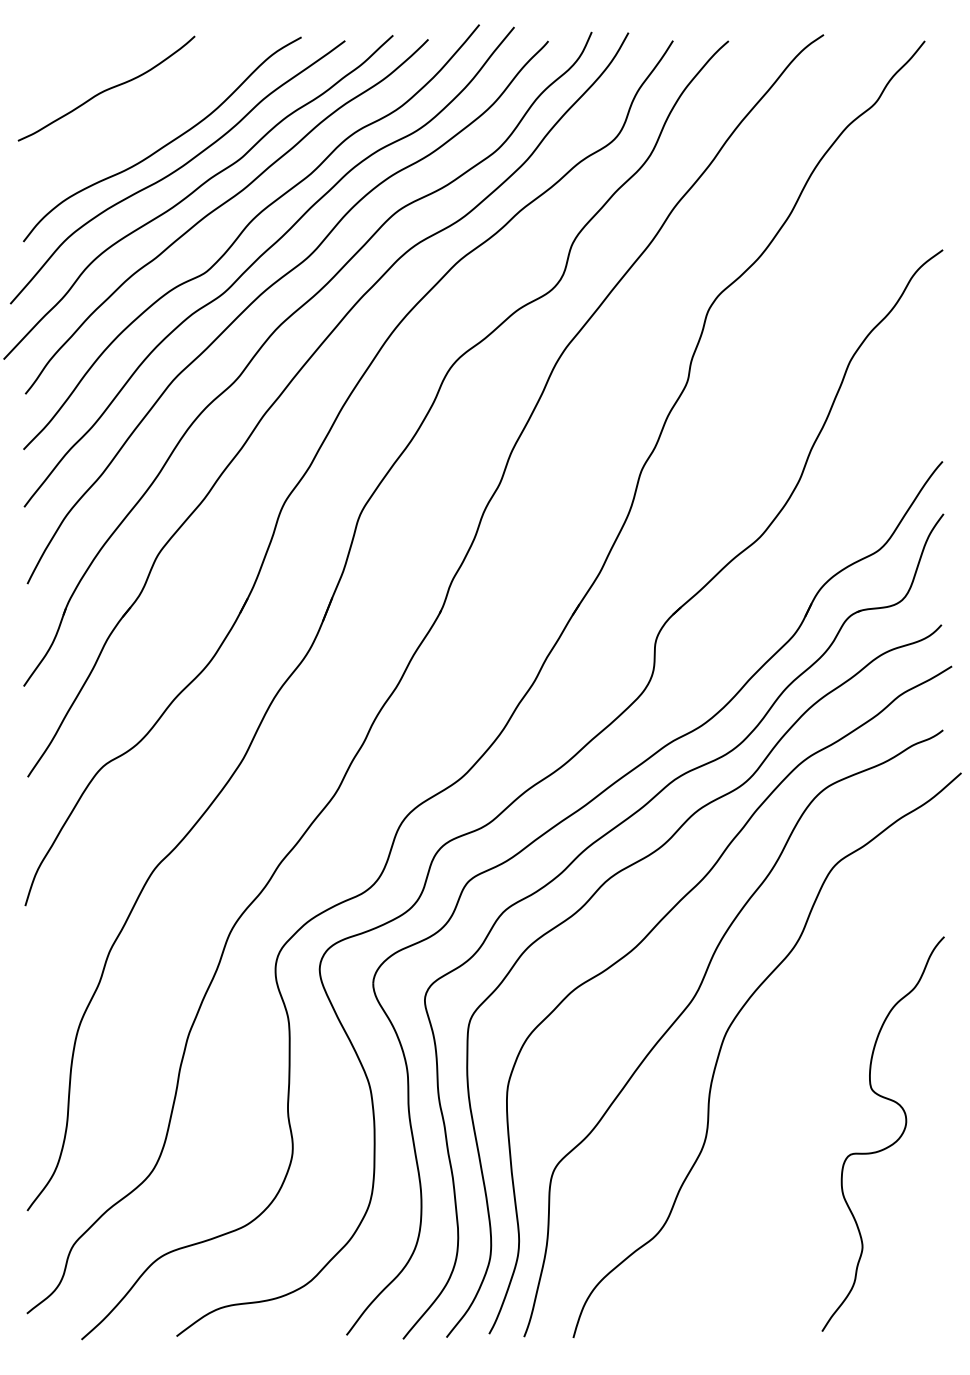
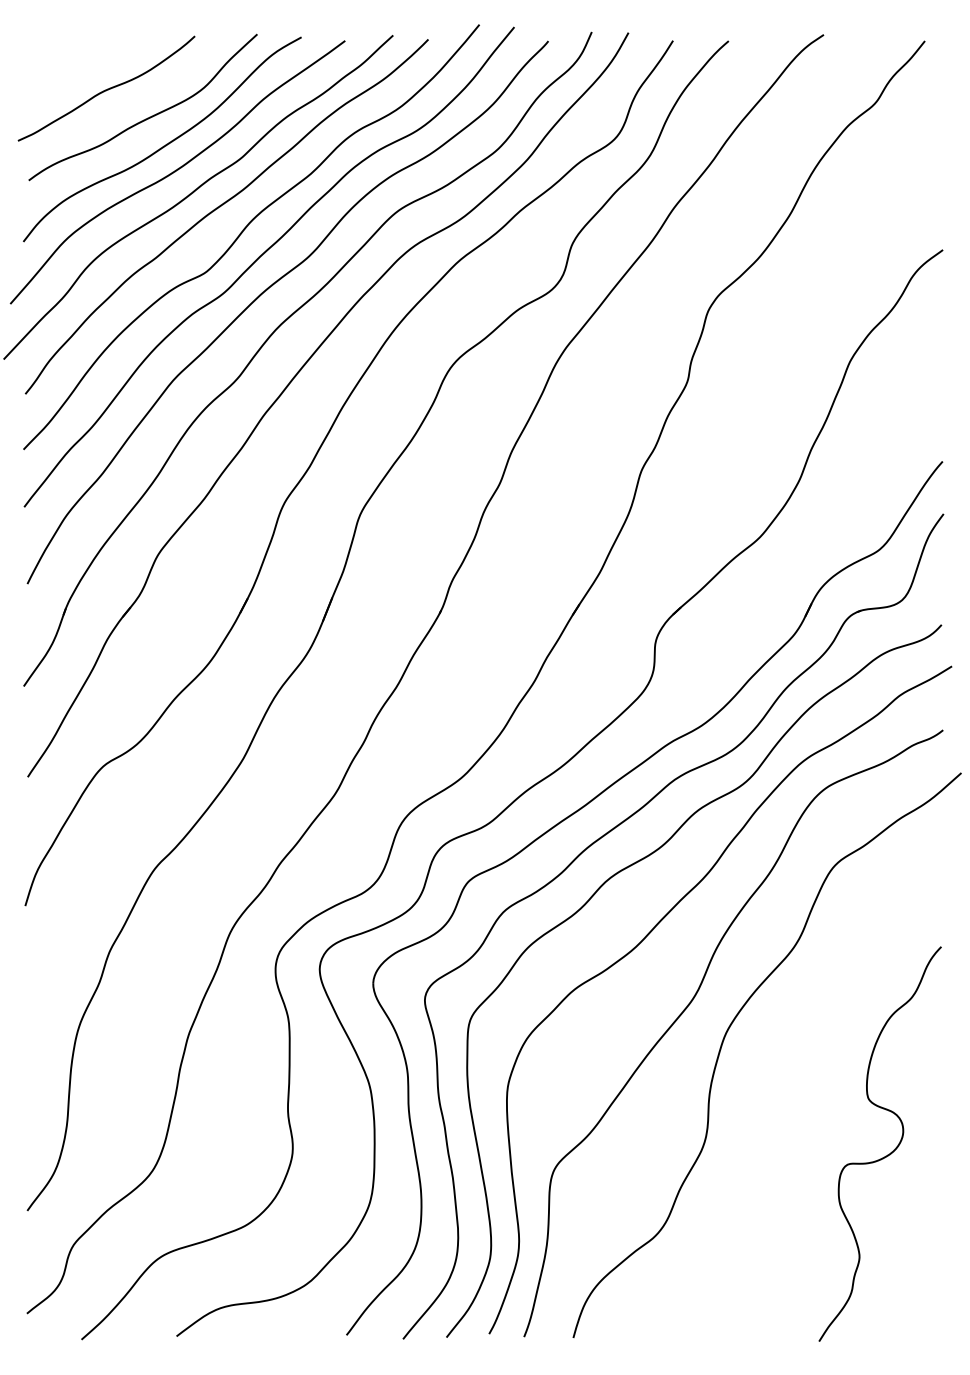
curve: none -> present (147, 117)
curve position: (888, 1145) -> (885, 1155) (885, 1155)
